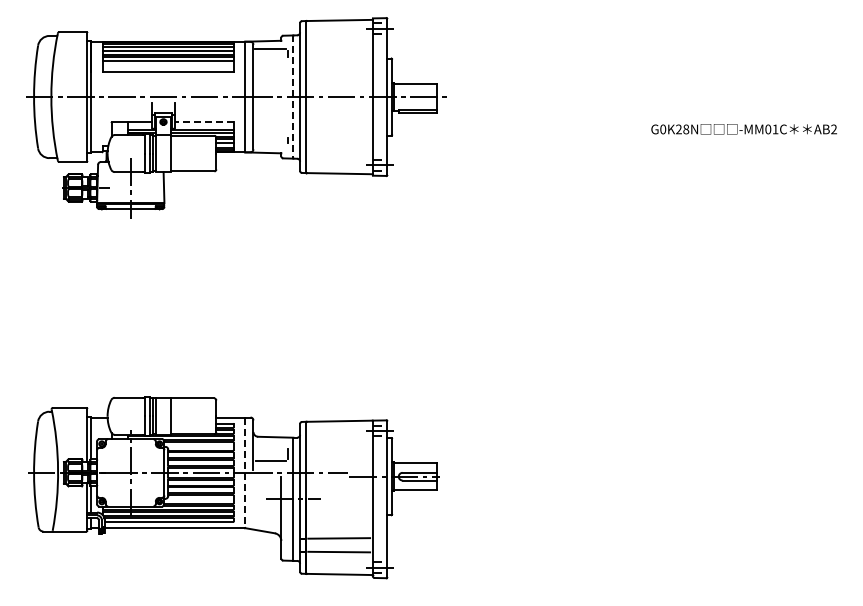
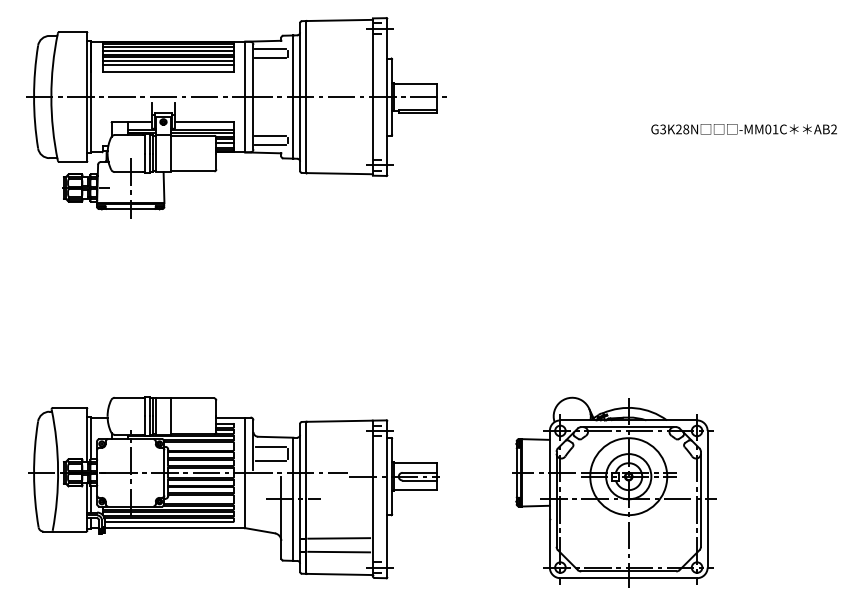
line: none -> present (270, 58)
line: none -> present (167, 64)
line: dashed -> solid (293, 97)
line: dashed -> solid (204, 122)
text: G0K28N -> G3K28N (663, 129)
line: none -> present (270, 136)
line: none -> present (270, 144)
line: none -> present (270, 446)
line: dashed -> solid (245, 473)
part: none -> present (614, 491)
